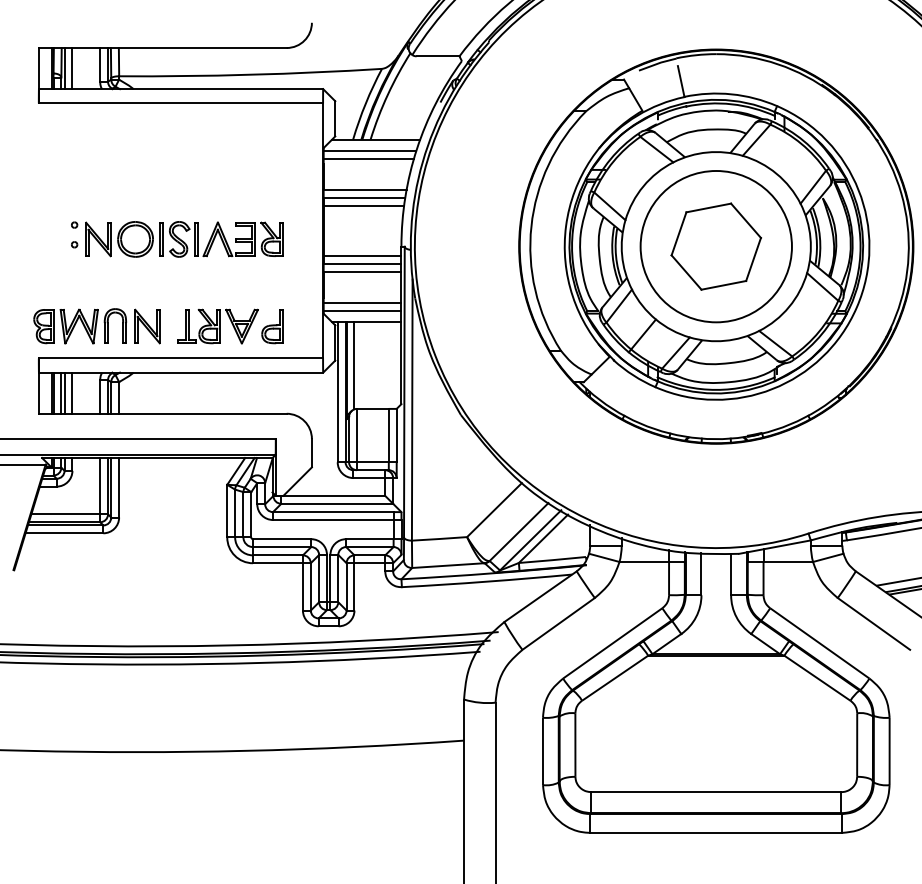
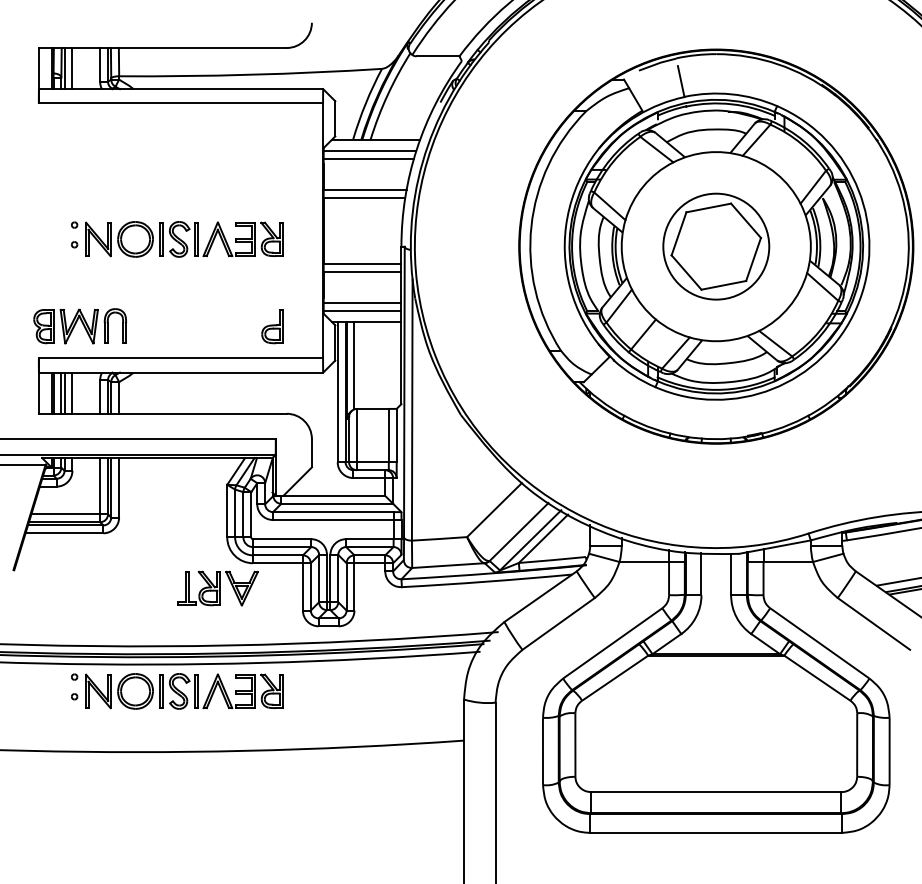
line: present -> none (363, 205)
circle diameter: 151 px -> 106 px (716, 246)
line: present -> none (362, 256)
part: present -> none (147, 326)
part position: (217, 326) -> (217, 588) (217, 588)
part: none -> present (177, 691)
